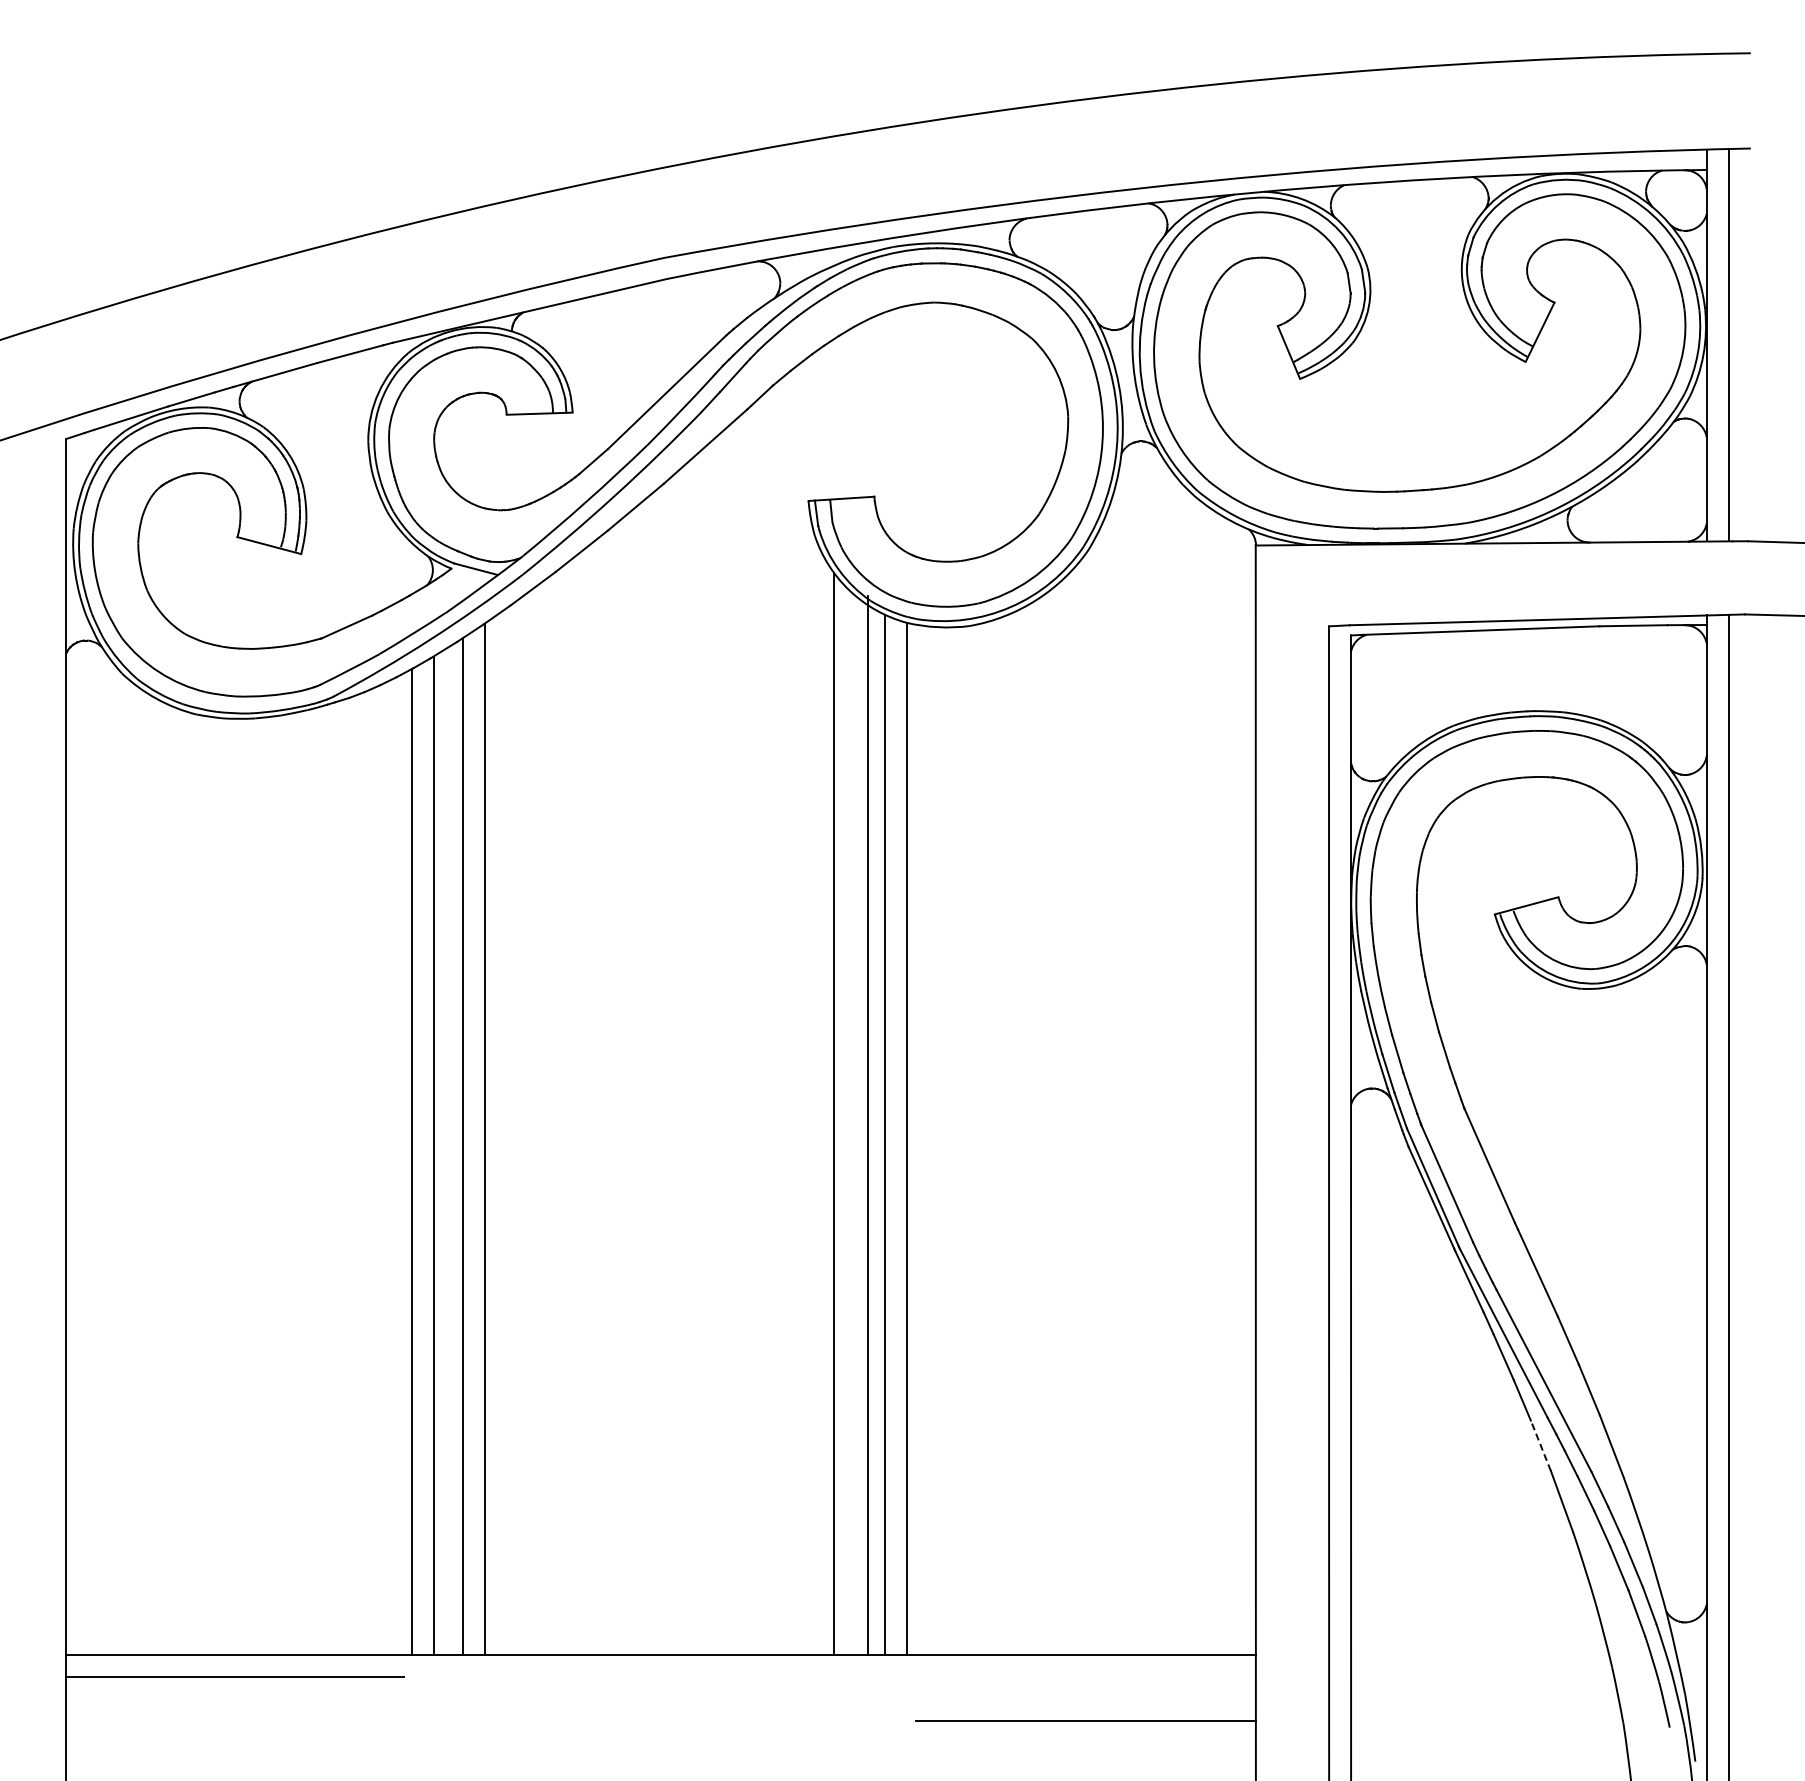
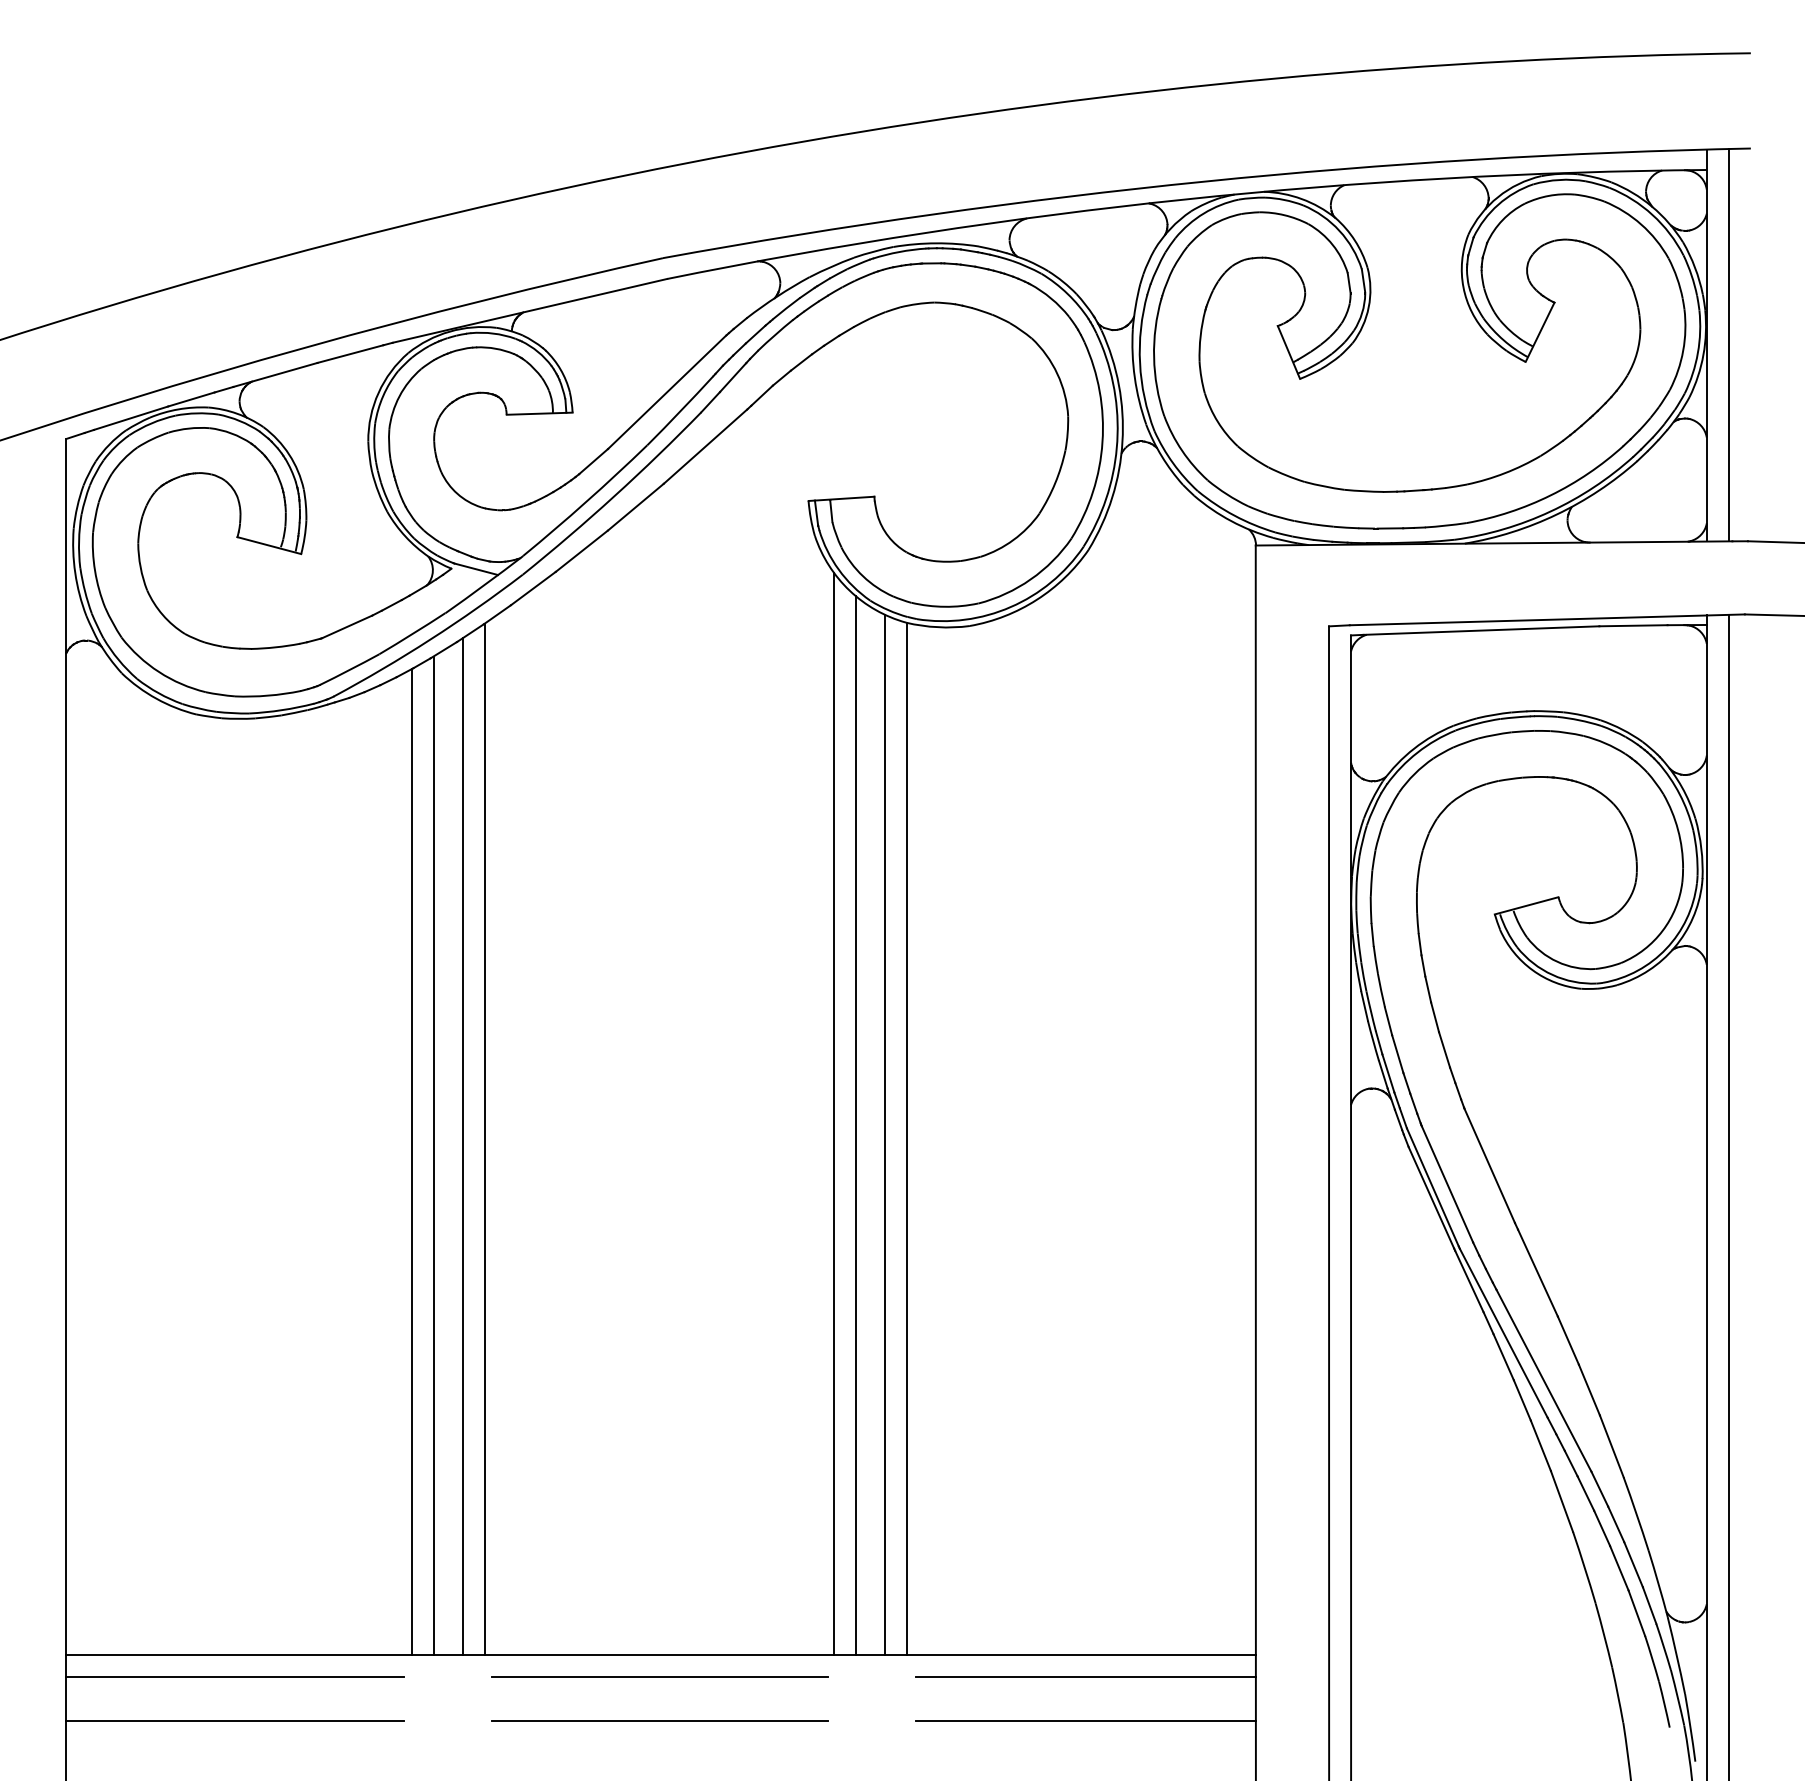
line position: (867, 1125) -> (855, 1125) (855, 1125)
line: dashed -> solid (1540, 1445)
line: none -> present (659, 1676)
line: none -> present (1085, 1676)
line: none -> present (235, 1720)
line: none -> present (659, 1720)
